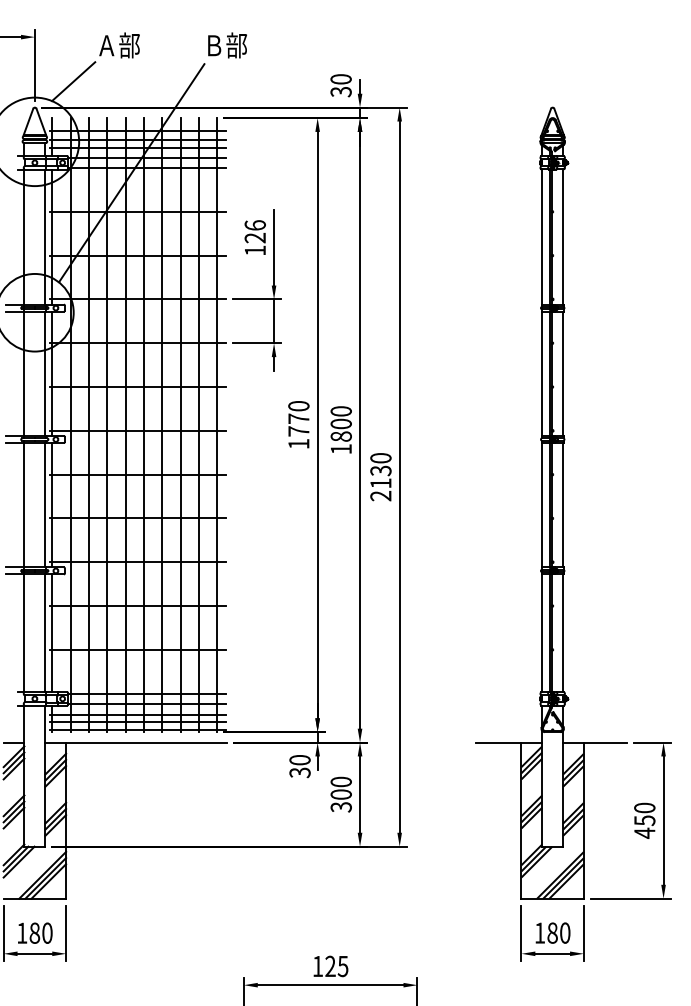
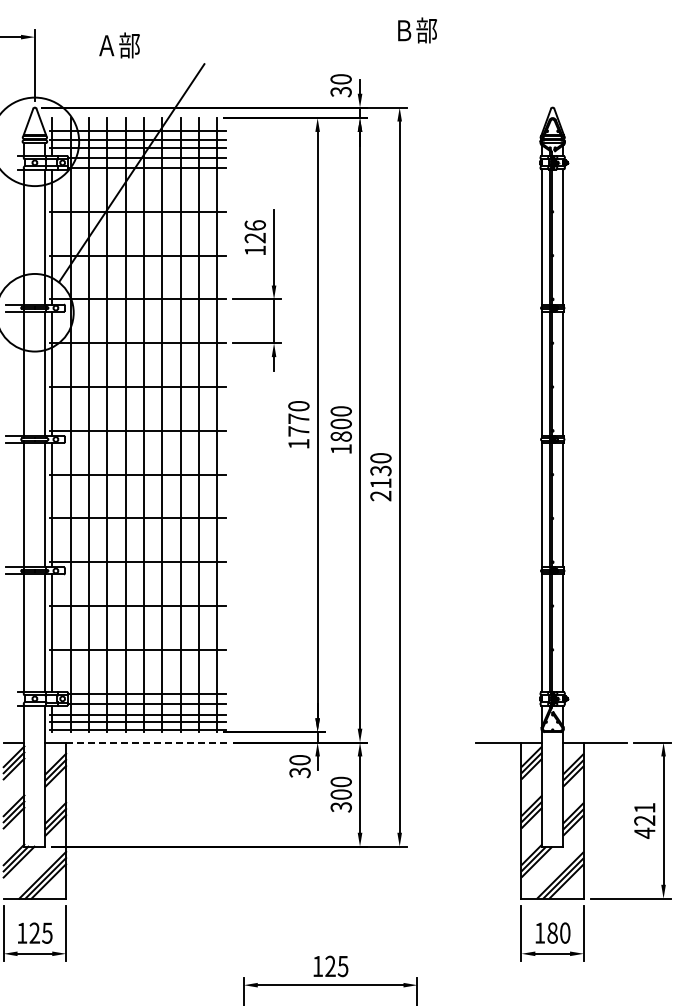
text position: (227, 45) -> (417, 30) (417, 30)
line: present -> none (73, 81)
line: solid -> dashed (146, 742)
text: 450 -> 421 (644, 814)
text: 180 -> 125 (40, 932)
